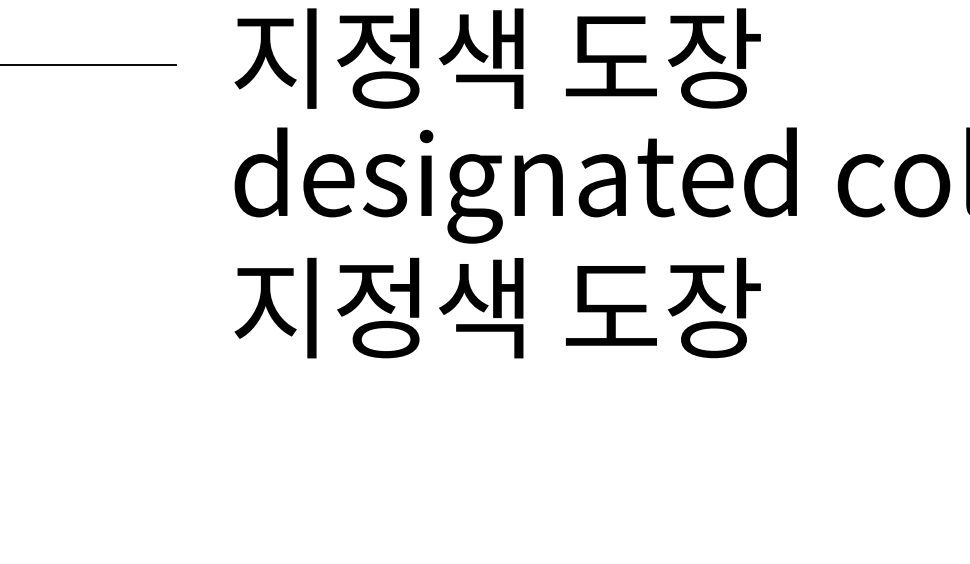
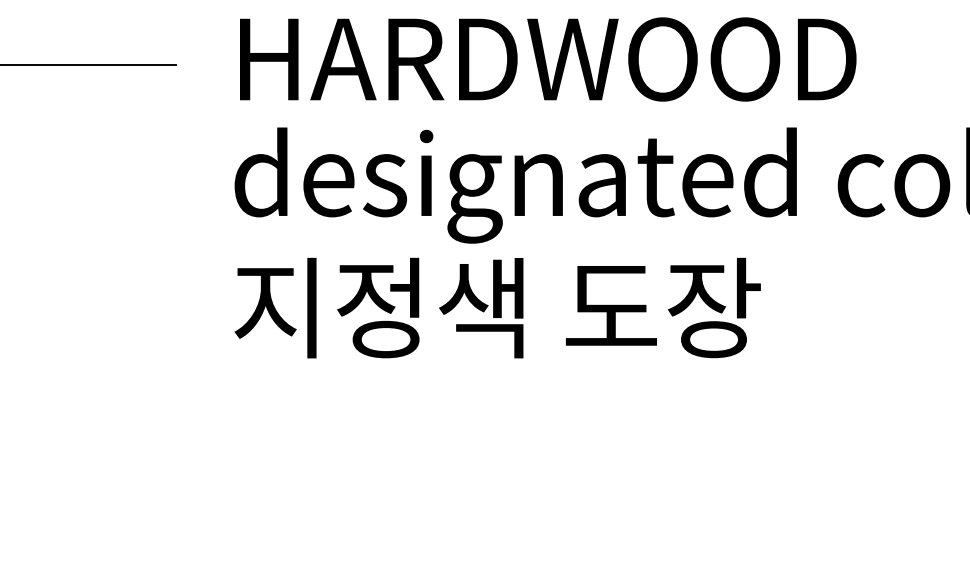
text: 지정색 도장 -> HARDWOOD (545, 58)
